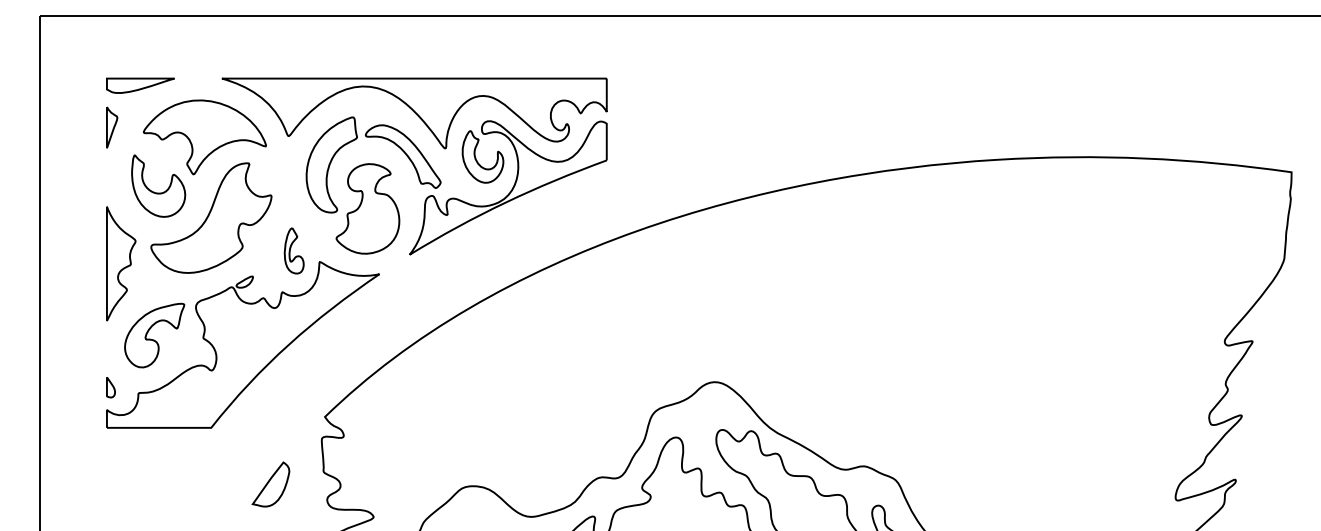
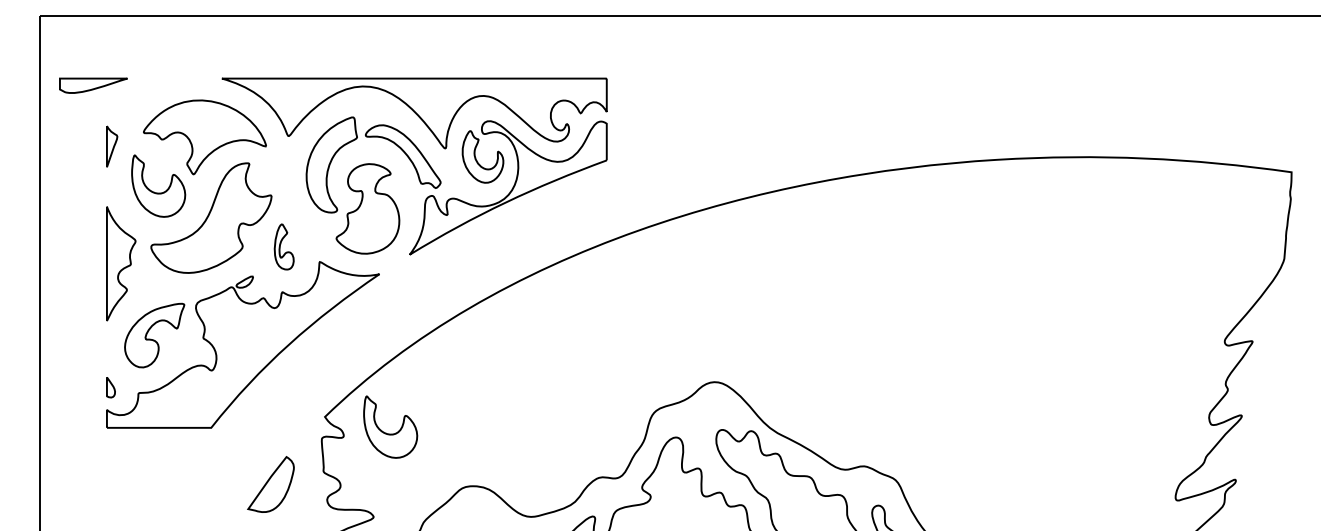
part position: (140, 85) -> (93, 85) (93, 85)
part position: (112, 127) -> (112, 146) (112, 146)
part position: (293, 250) -> (283, 246) (283, 246)
part: none -> present (390, 433)
part size: 40x47 px -> 48x57 px (270, 484)
